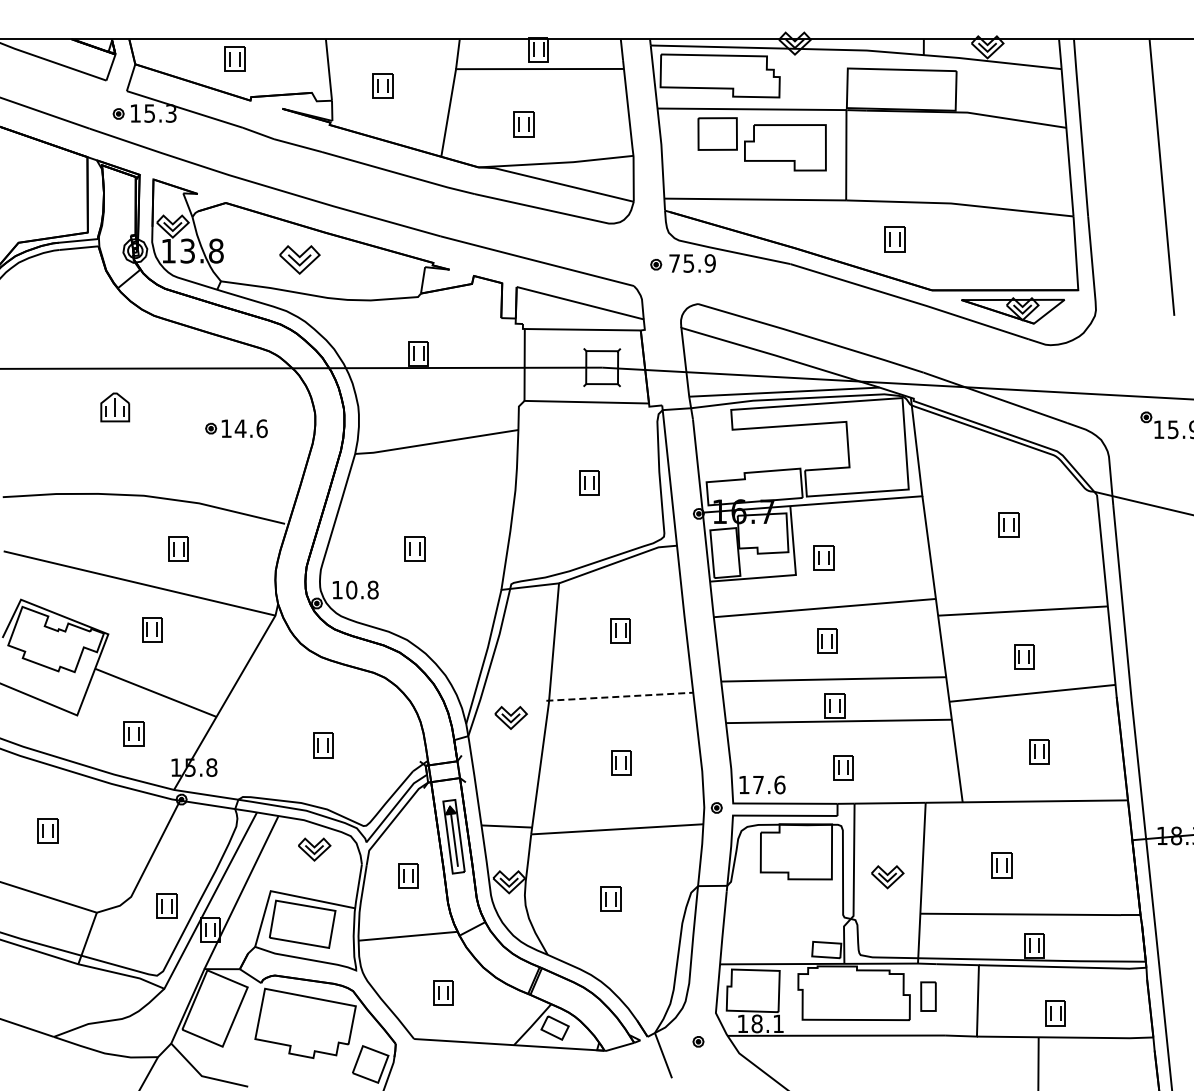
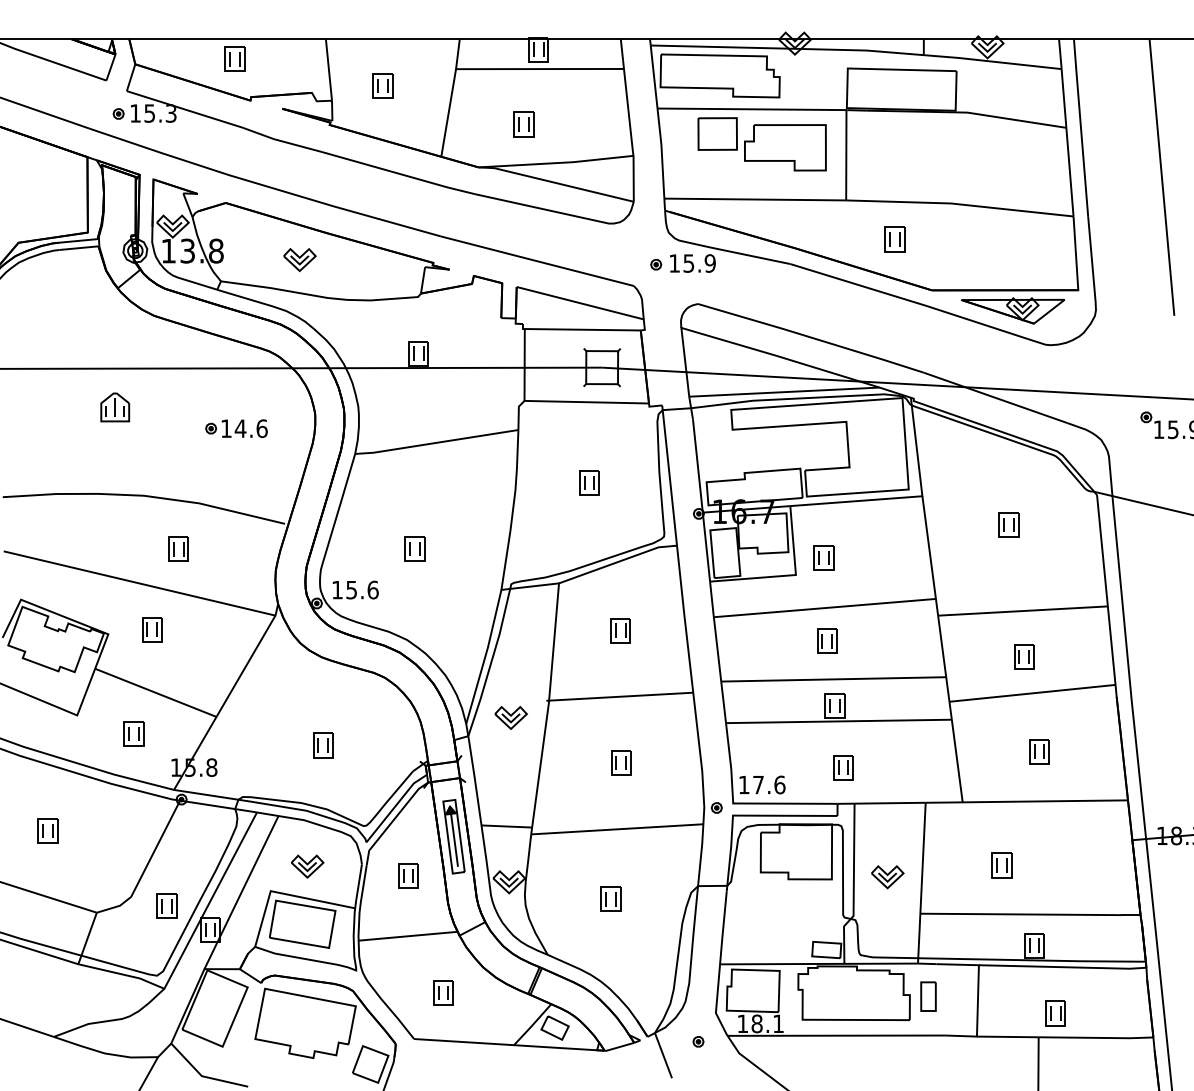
part size: 42x30 px -> 34x25 px (299, 260)
text: 75.9 -> 15.9 (674, 263)
text: 10.8 -> 15.6 (362, 589)
line: dashed -> solid (619, 696)
part position: (314, 849) -> (307, 866) (307, 866)
